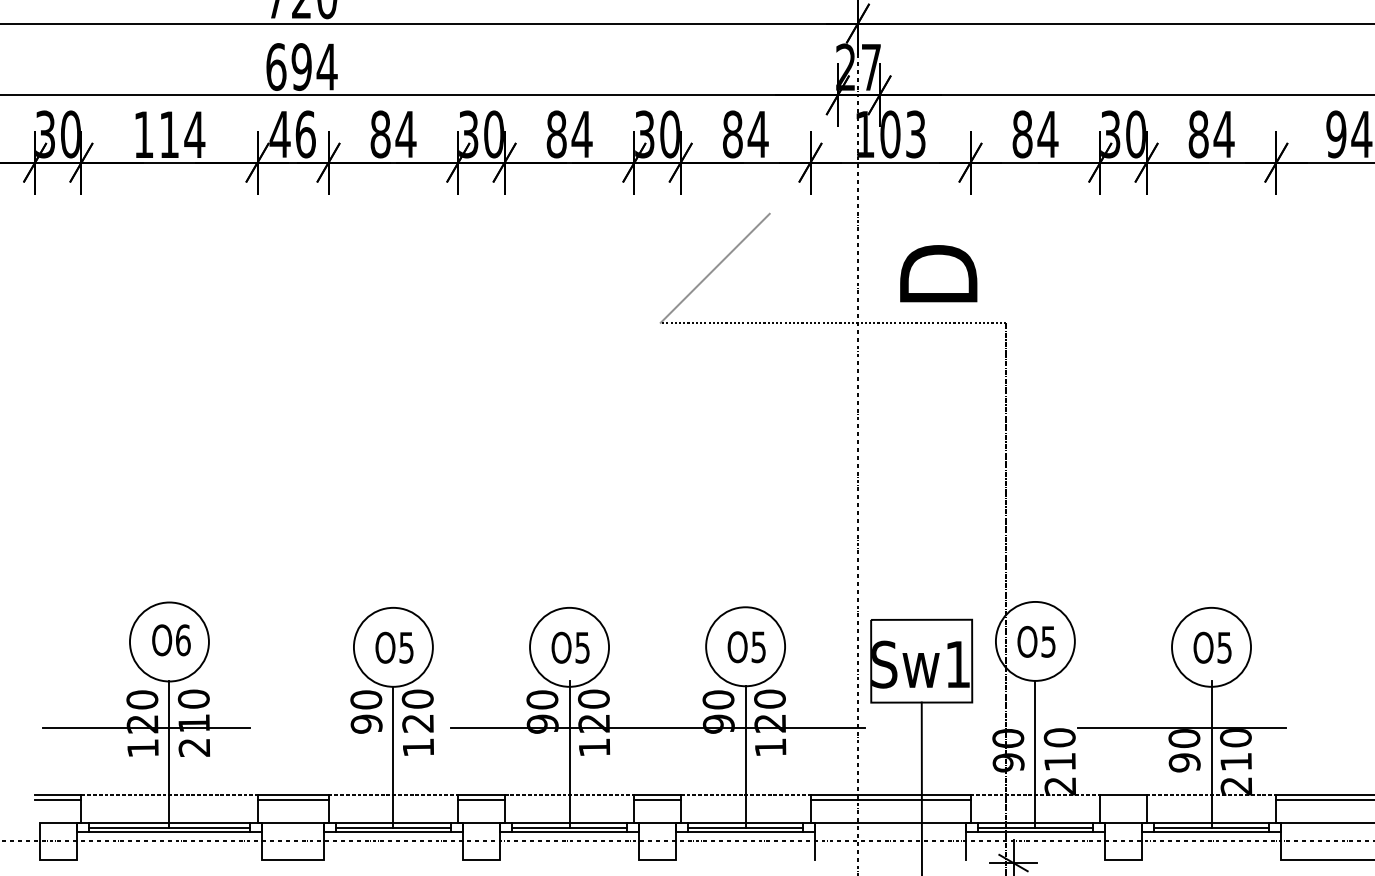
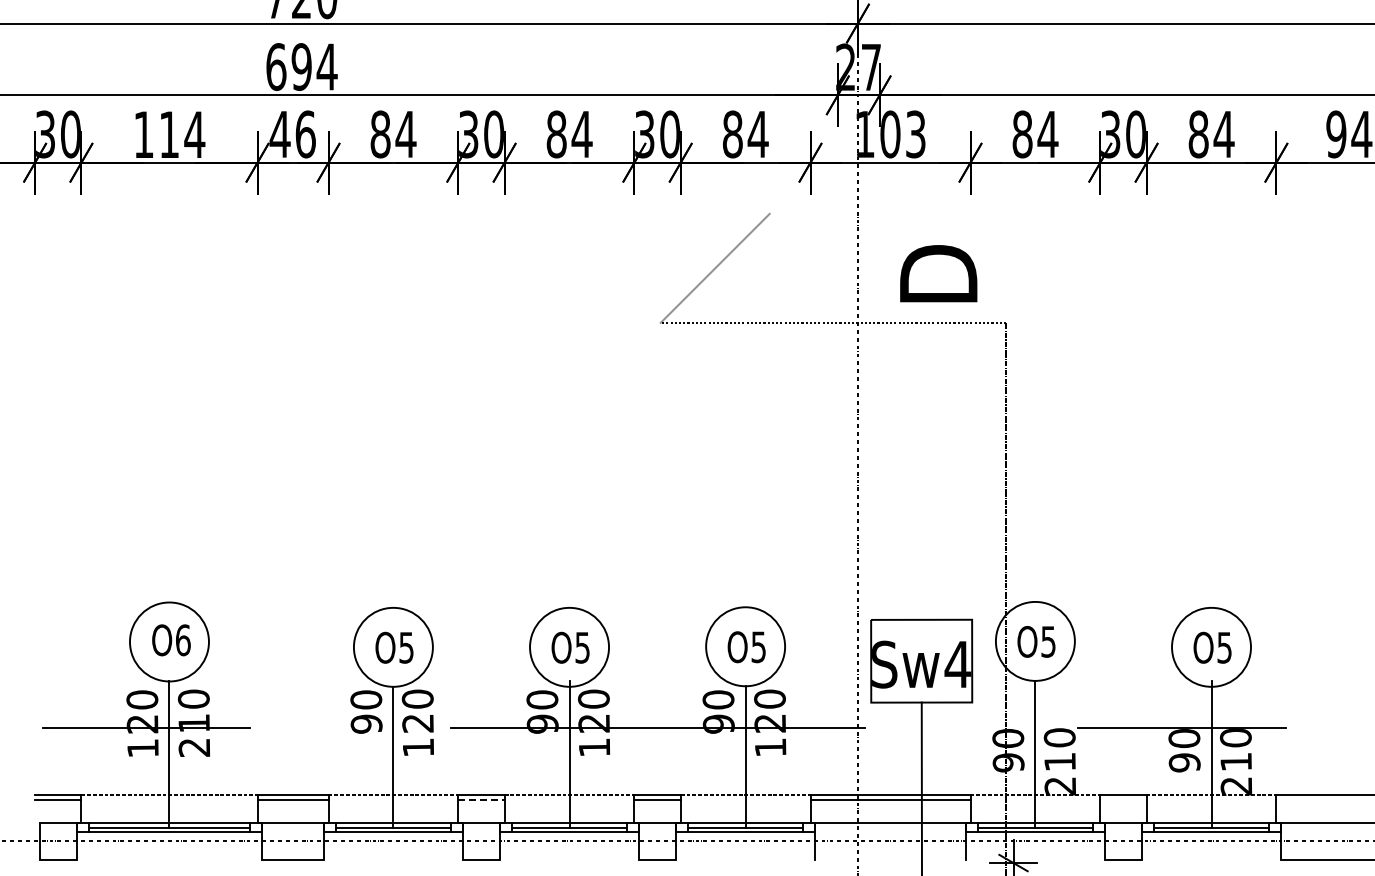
text: Sw1 -> Sw4 (957, 664)
line: solid -> dashed (481, 799)
line: present -> none (1323, 799)
